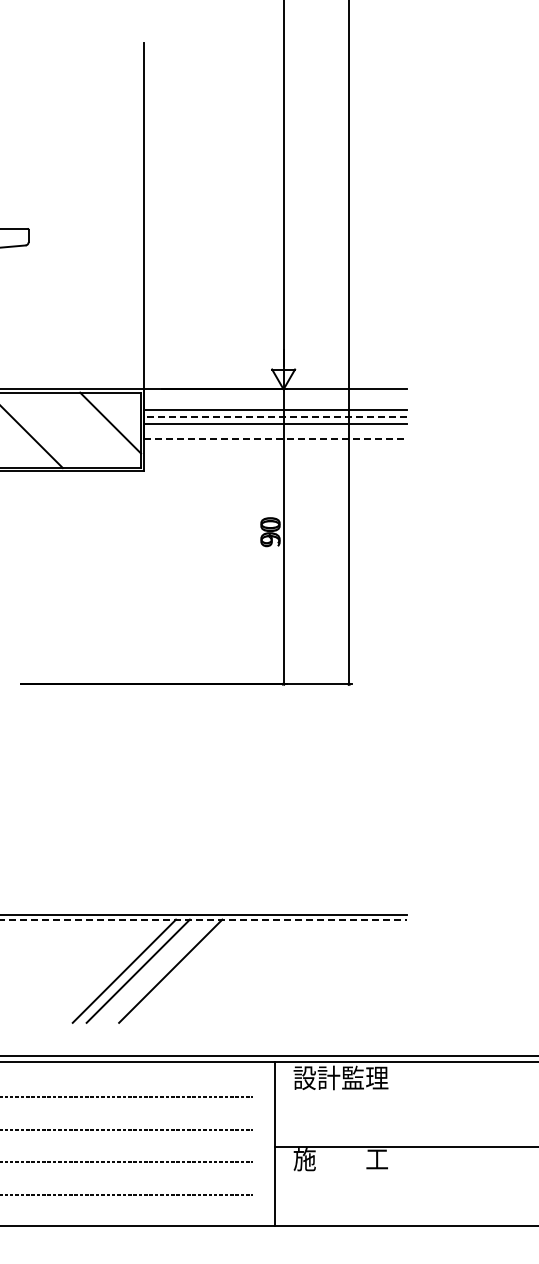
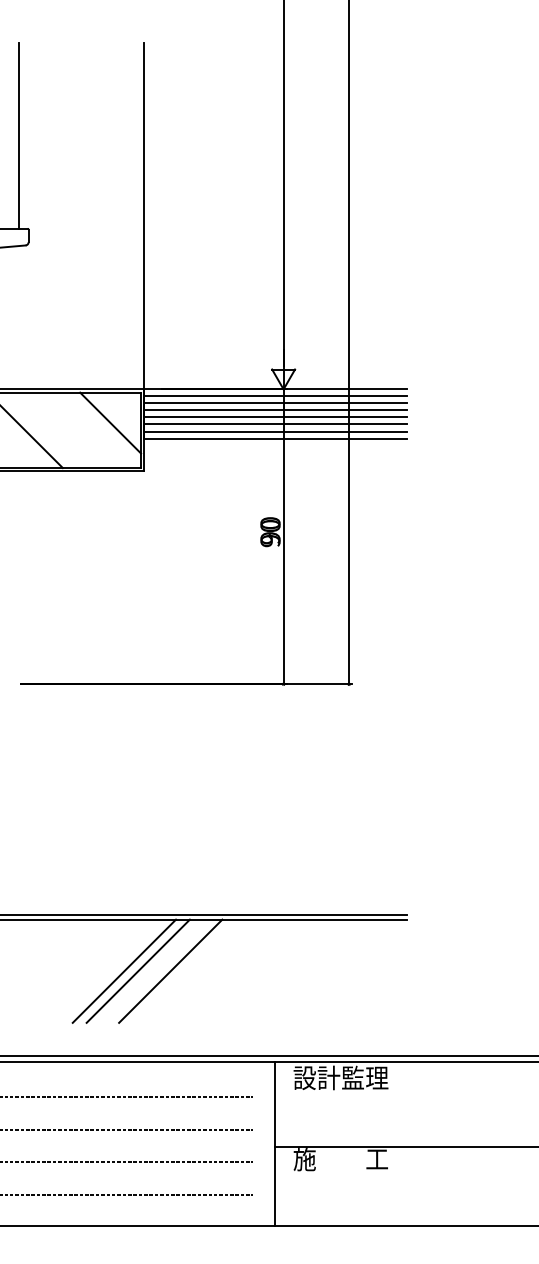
line: none -> present (18, 135)
line: none -> present (275, 396)
line: none -> present (275, 403)
line: dashed -> solid (274, 417)
line: none -> present (275, 431)
line: dashed -> solid (275, 438)
line: dashed -> solid (203, 919)
